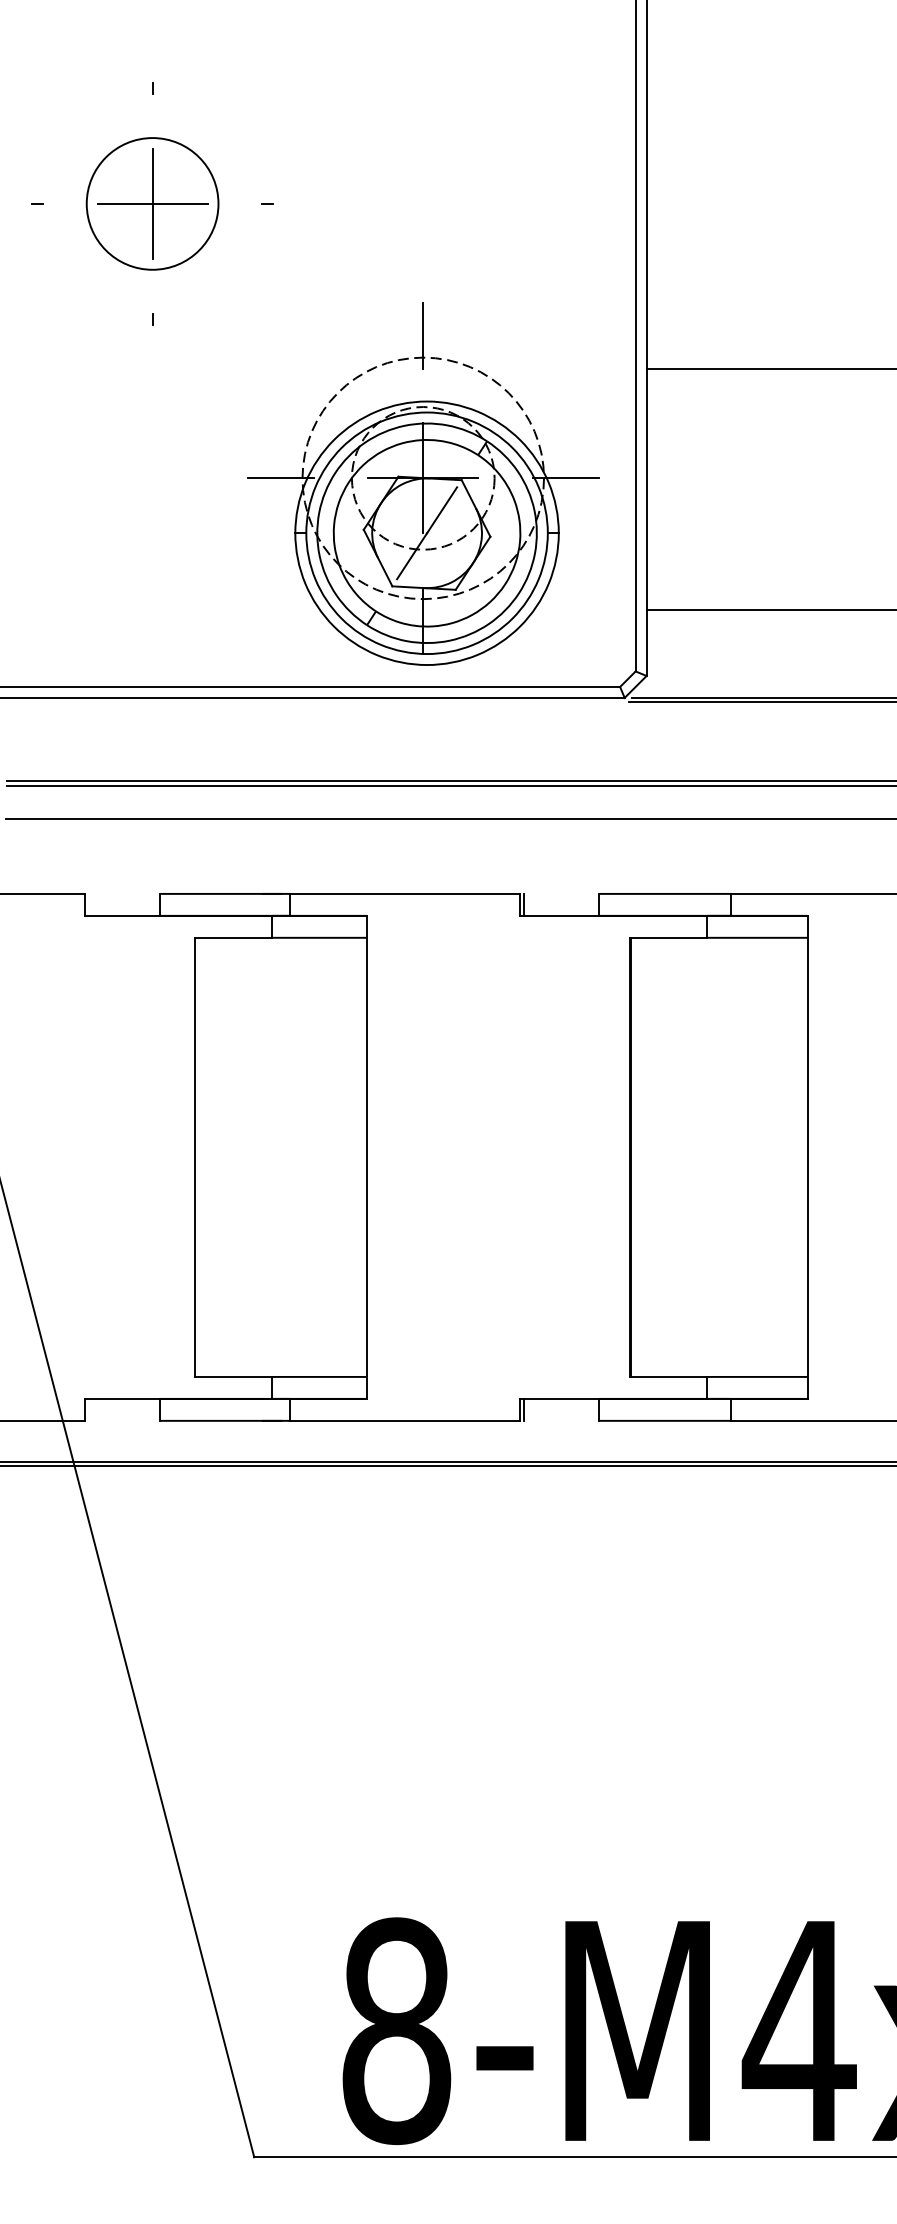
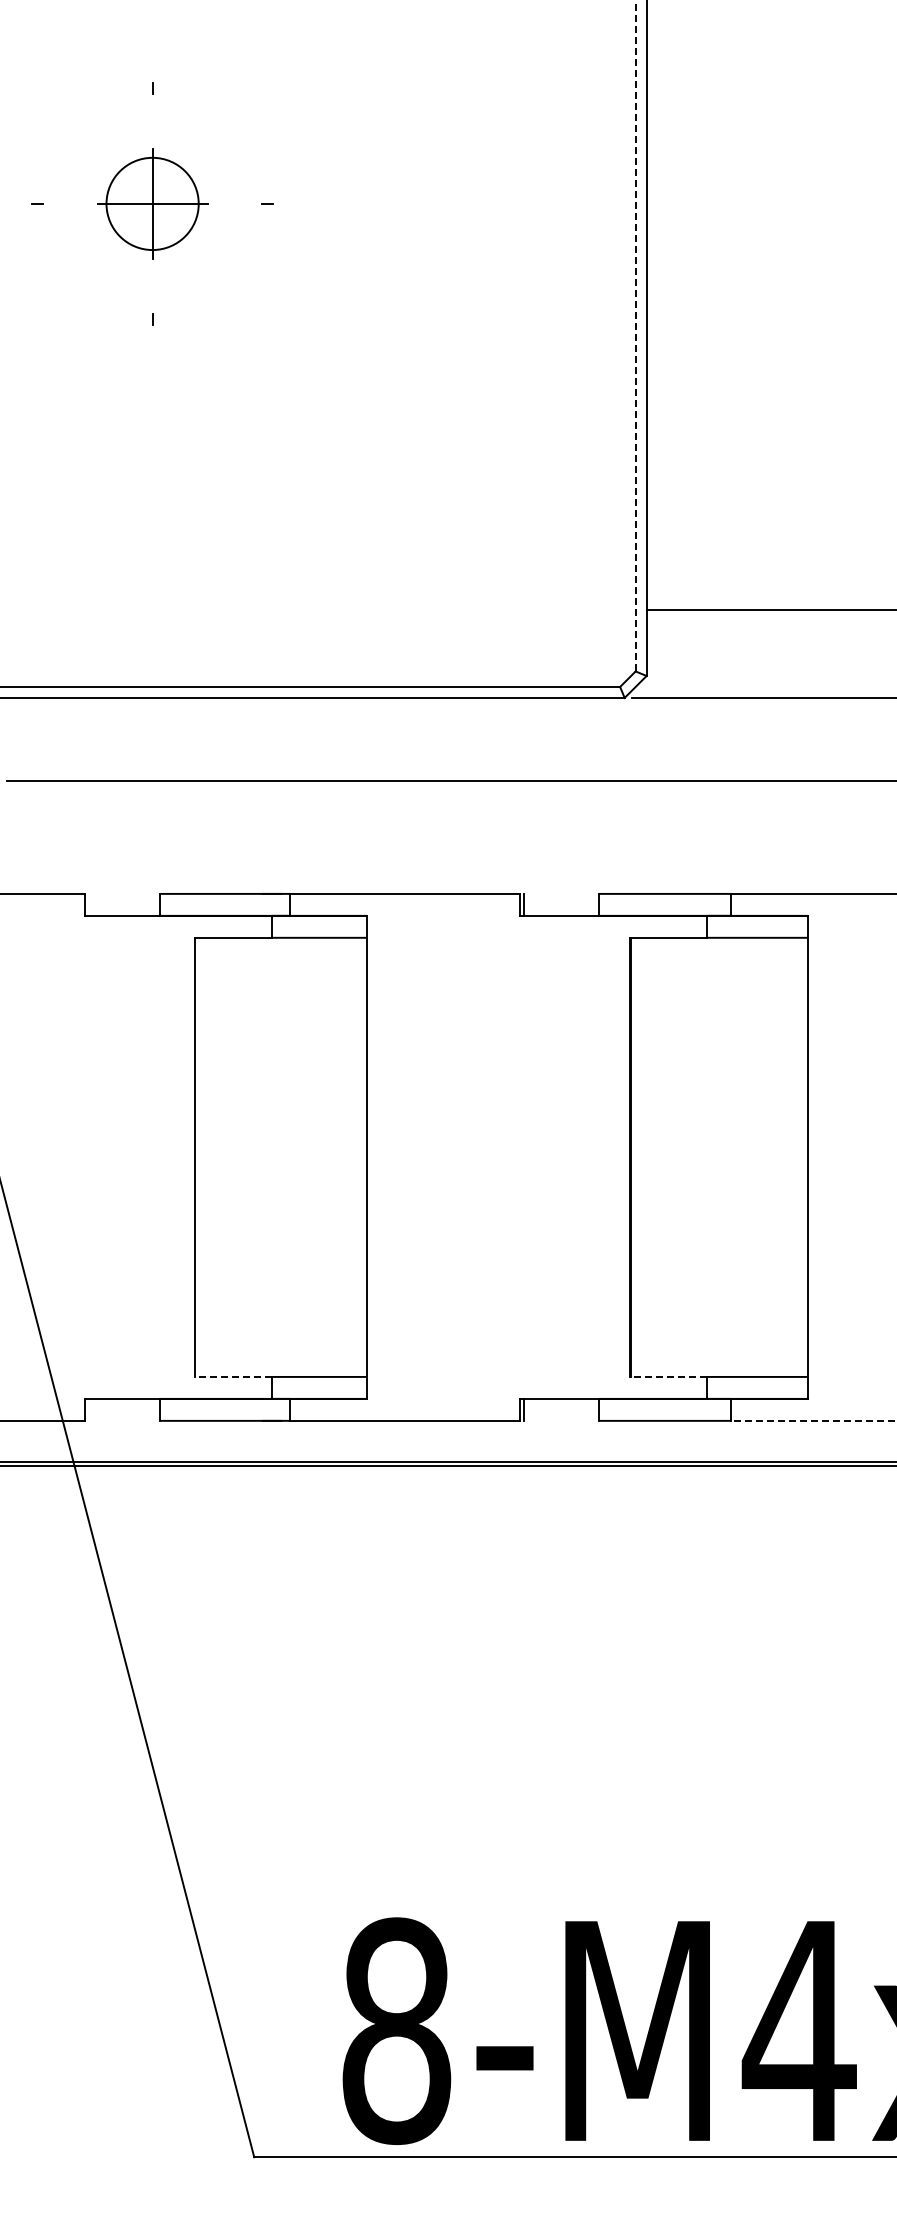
circle diameter: 132 px -> 92 px (152, 203)
line: solid -> dashed (635, 335)
line: present -> none (769, 368)
part: present -> none (423, 483)
line: present -> none (760, 702)
line: present -> none (449, 785)
line: present -> none (449, 818)
line: solid -> dashed (233, 1376)
line: solid -> dashed (668, 1376)
line: solid -> dashed (813, 1420)
